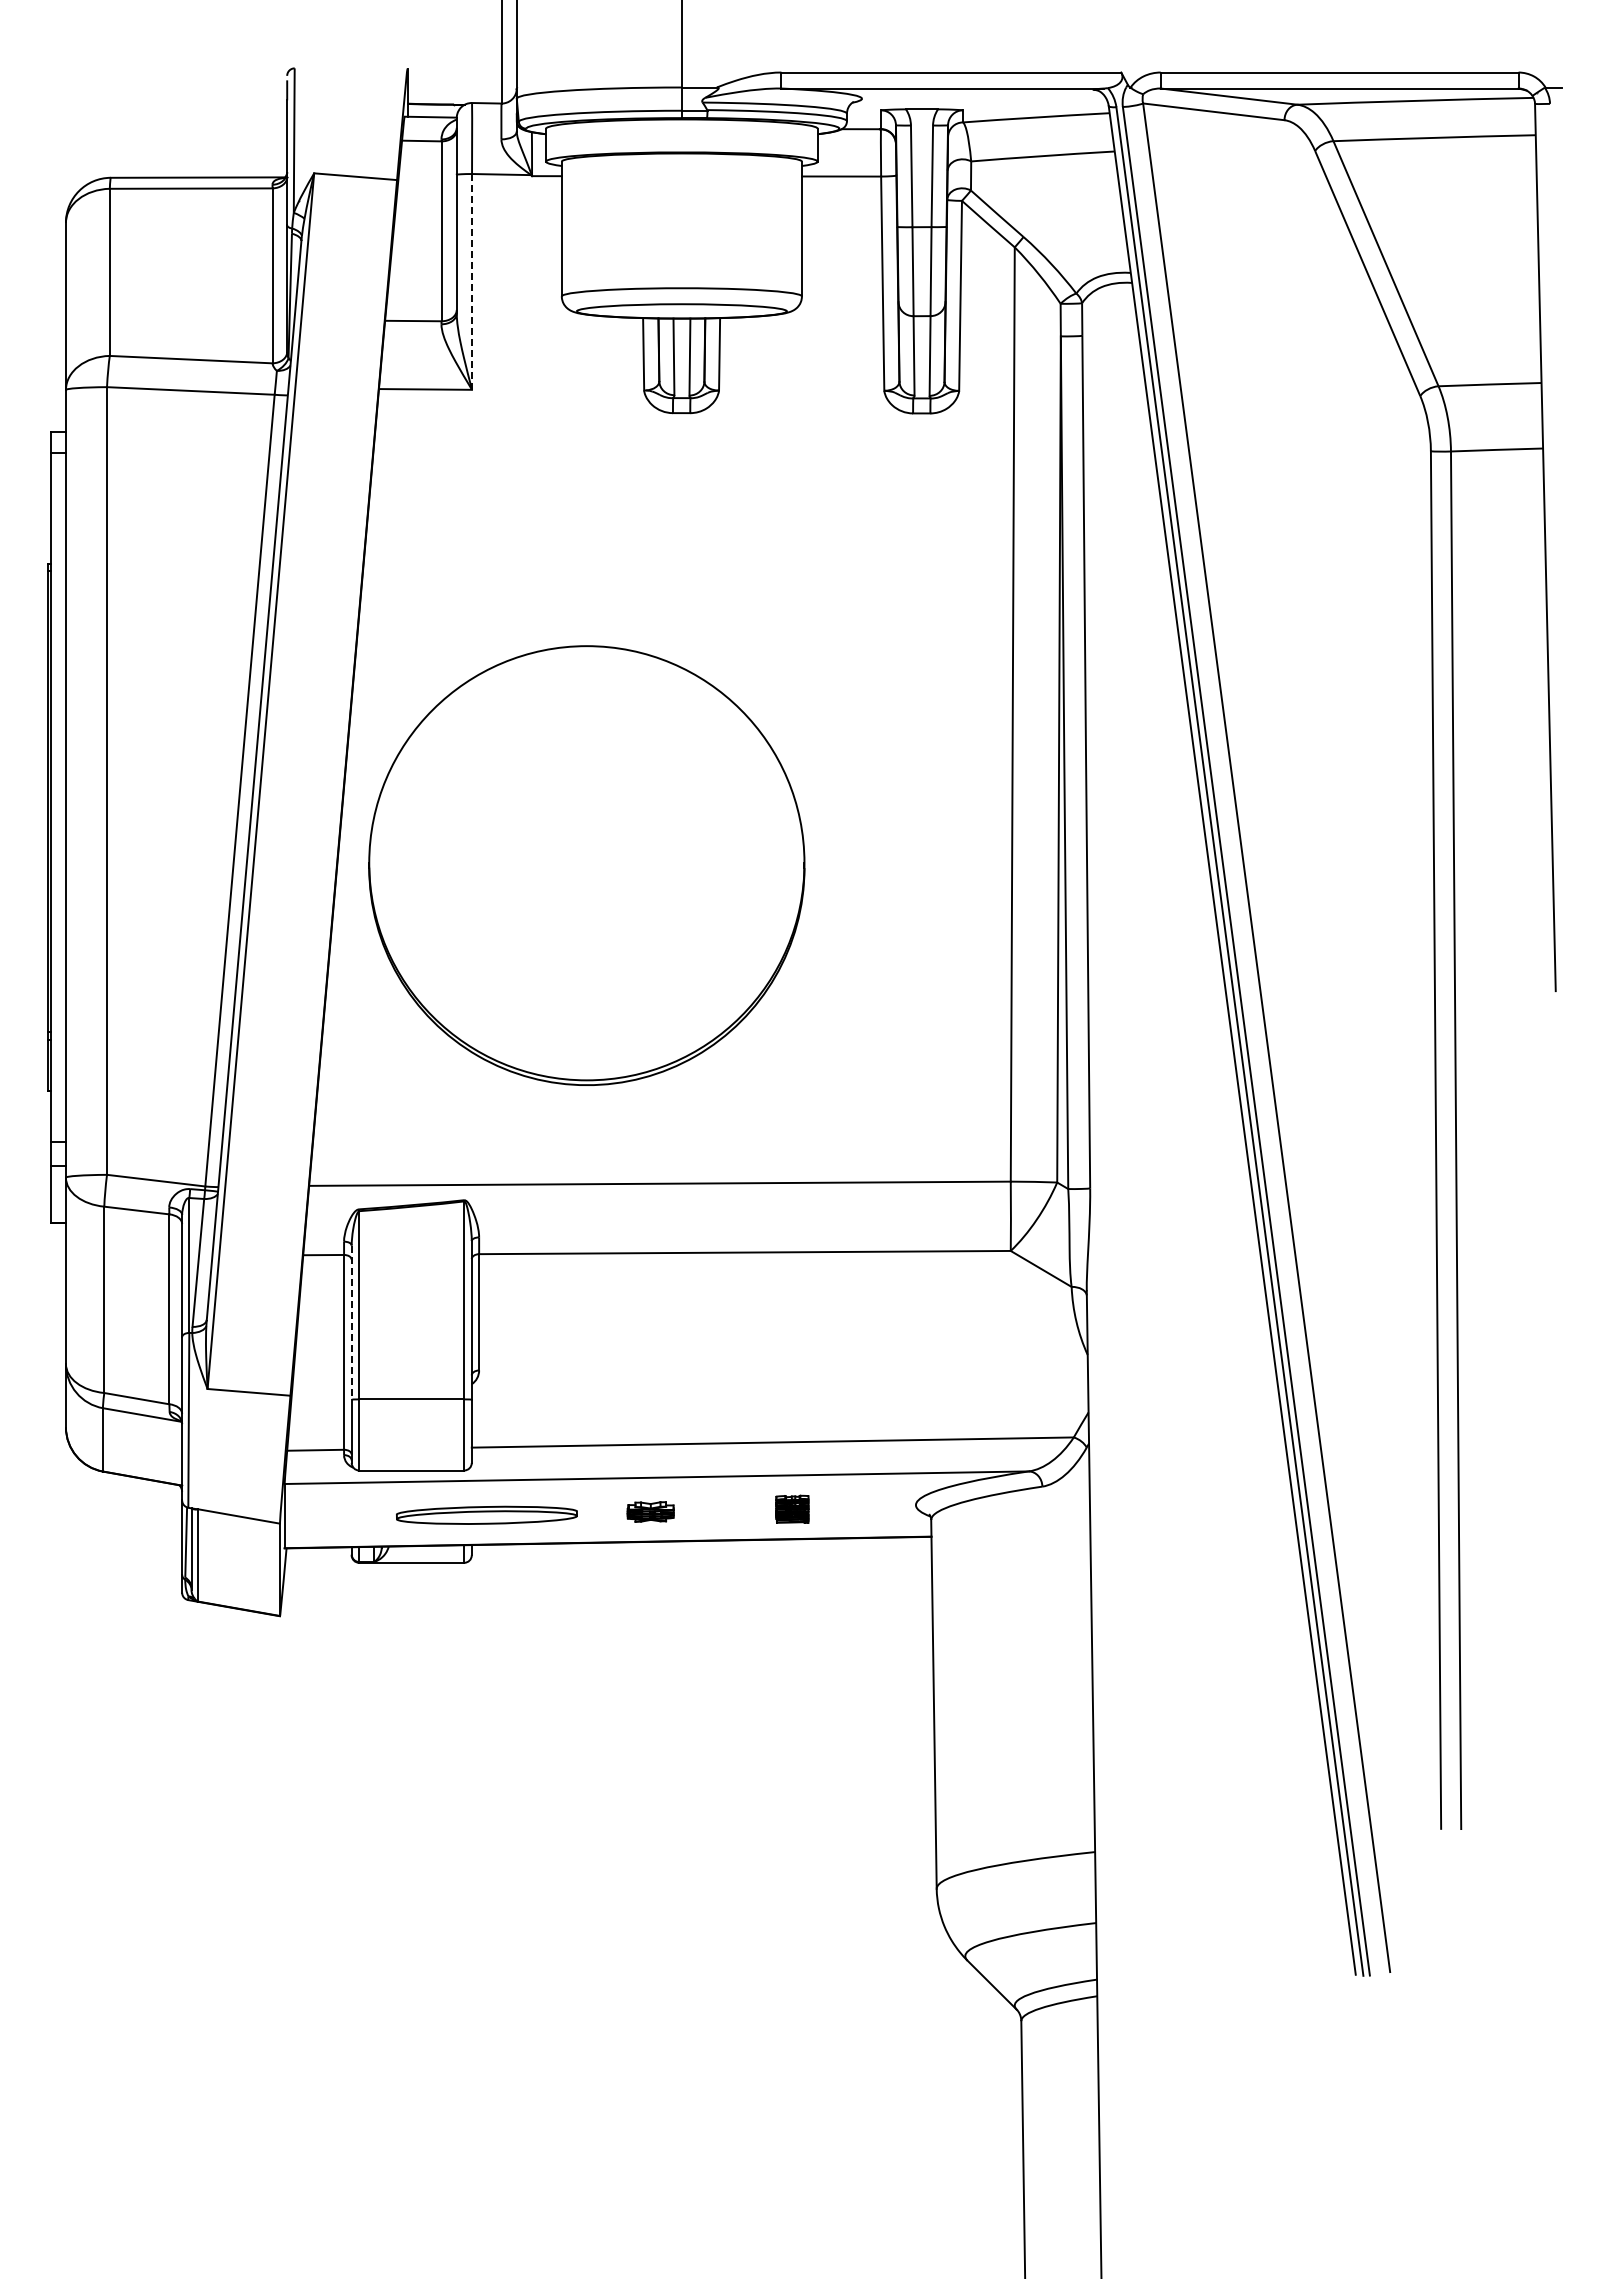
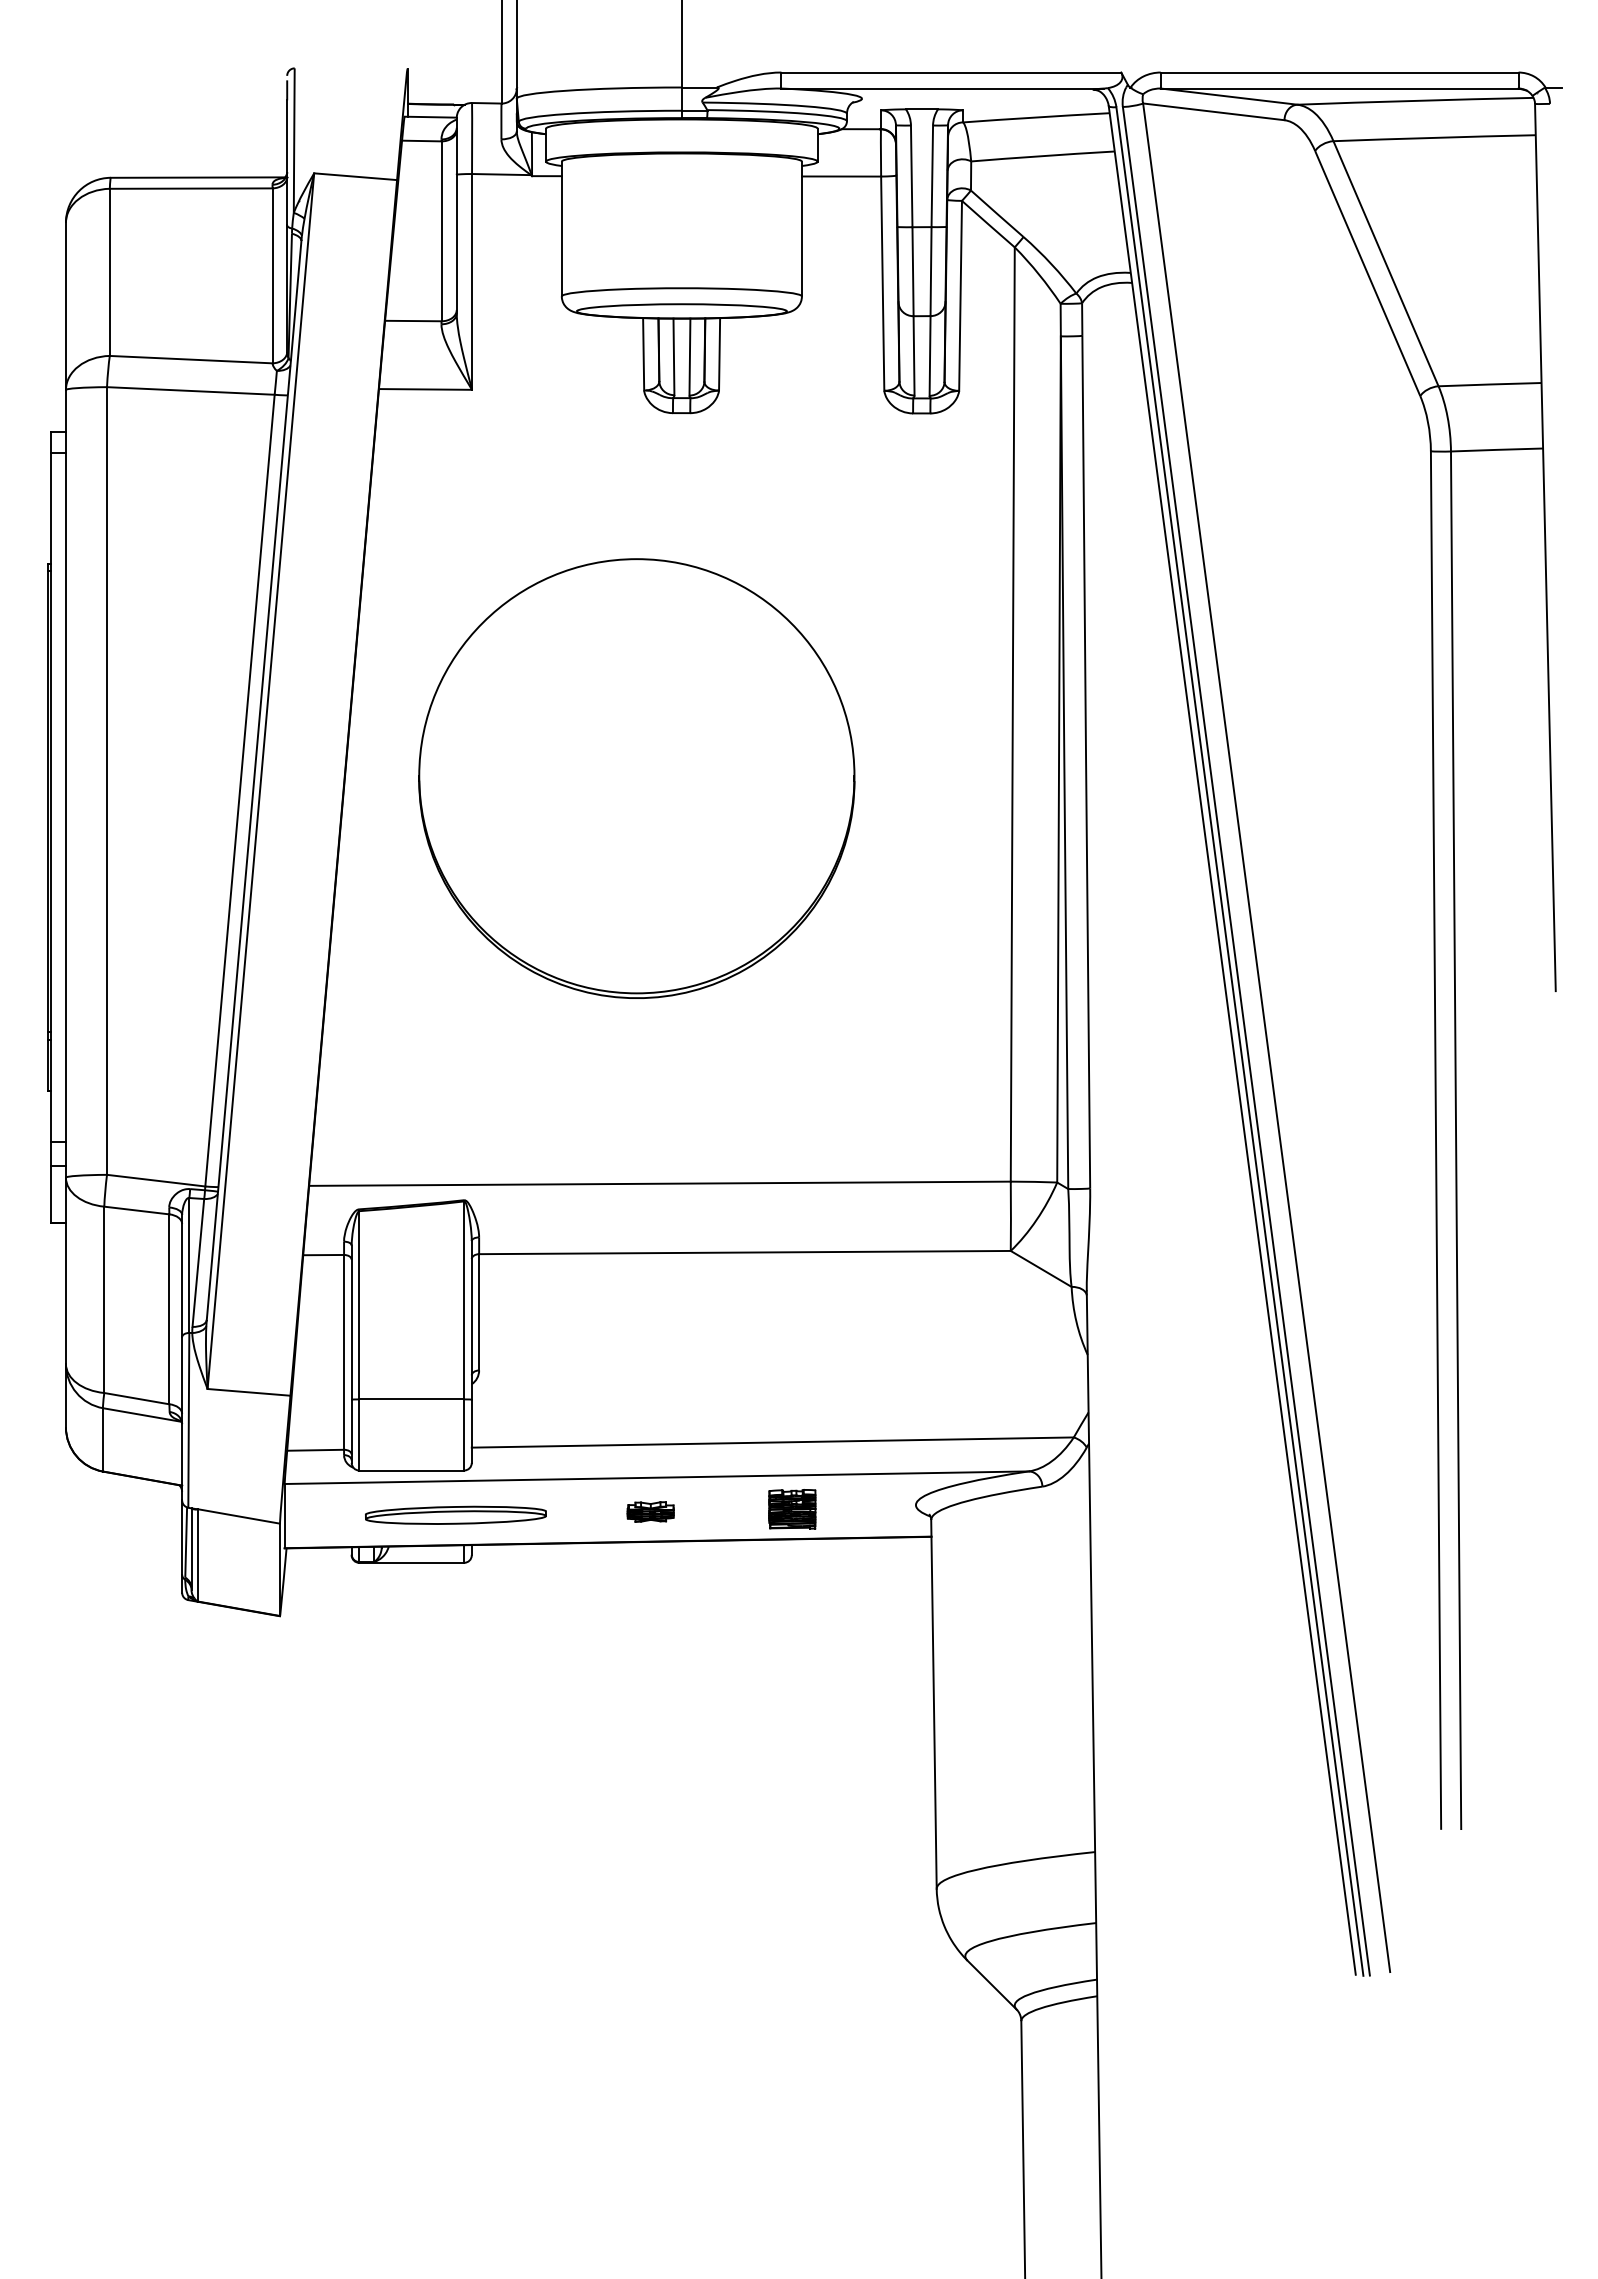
line: dashed -> solid (472, 281)
part position: (586, 865) -> (636, 778) (636, 778)
line: dashed -> solid (351, 1323)
part size: 35x30 px -> 49x41 px (792, 1509)
part position: (486, 1514) -> (455, 1514) (455, 1514)
